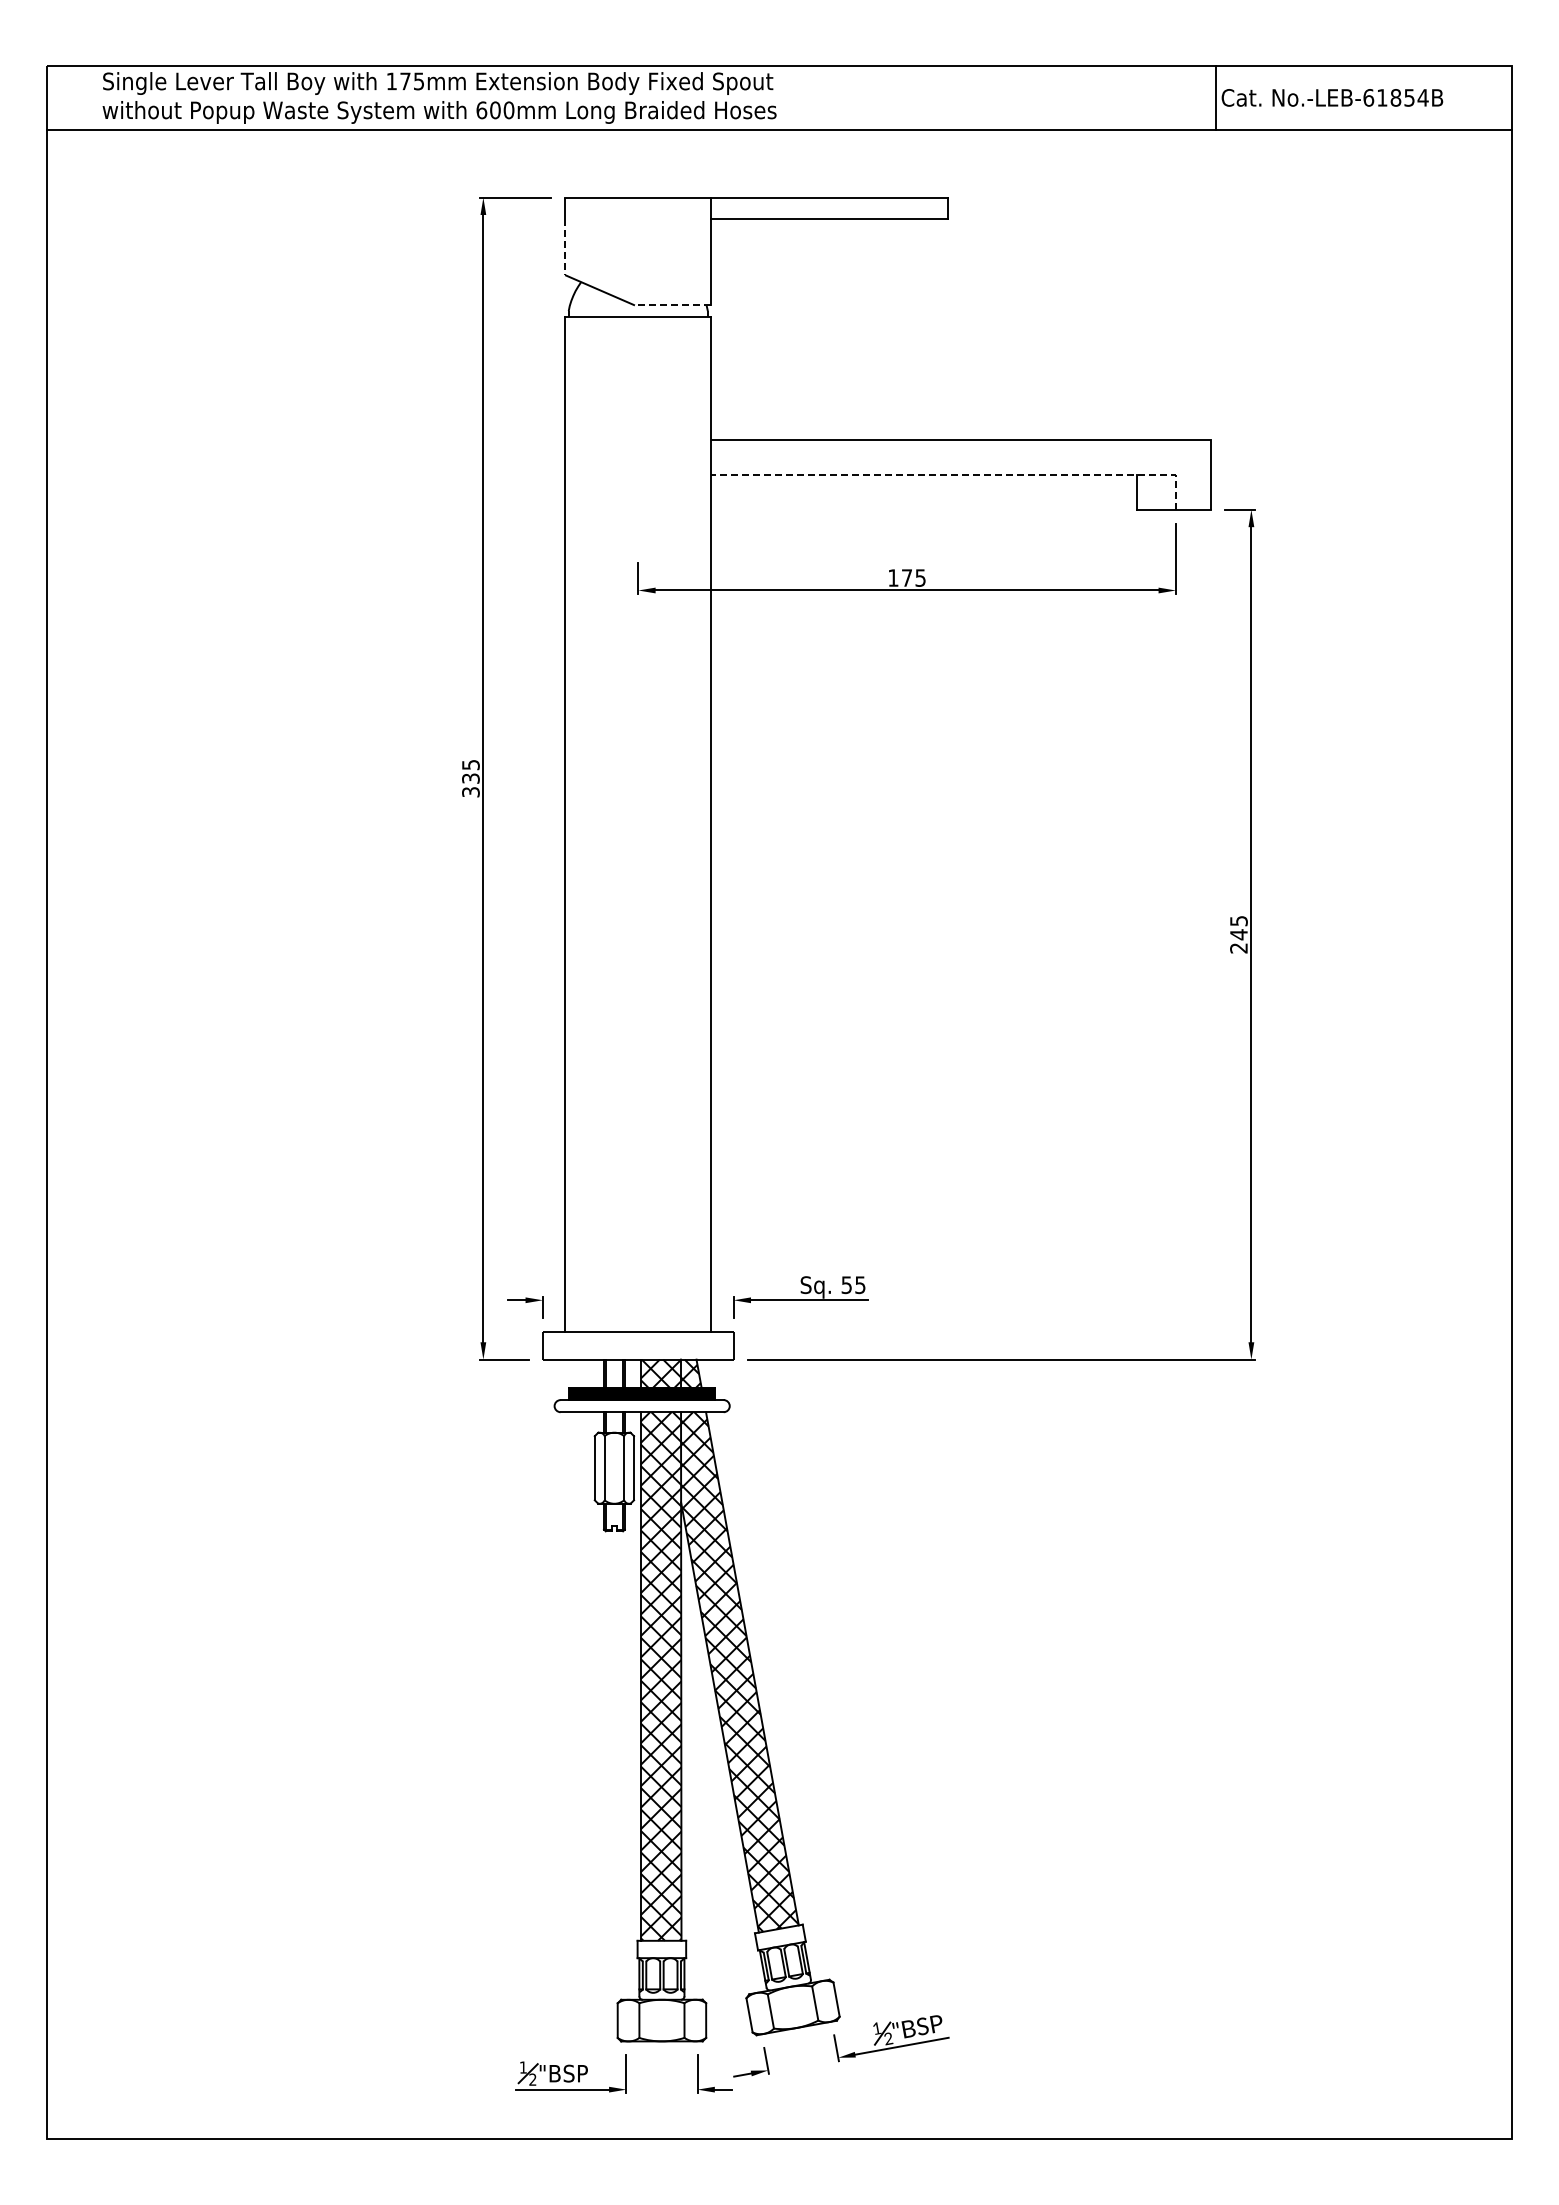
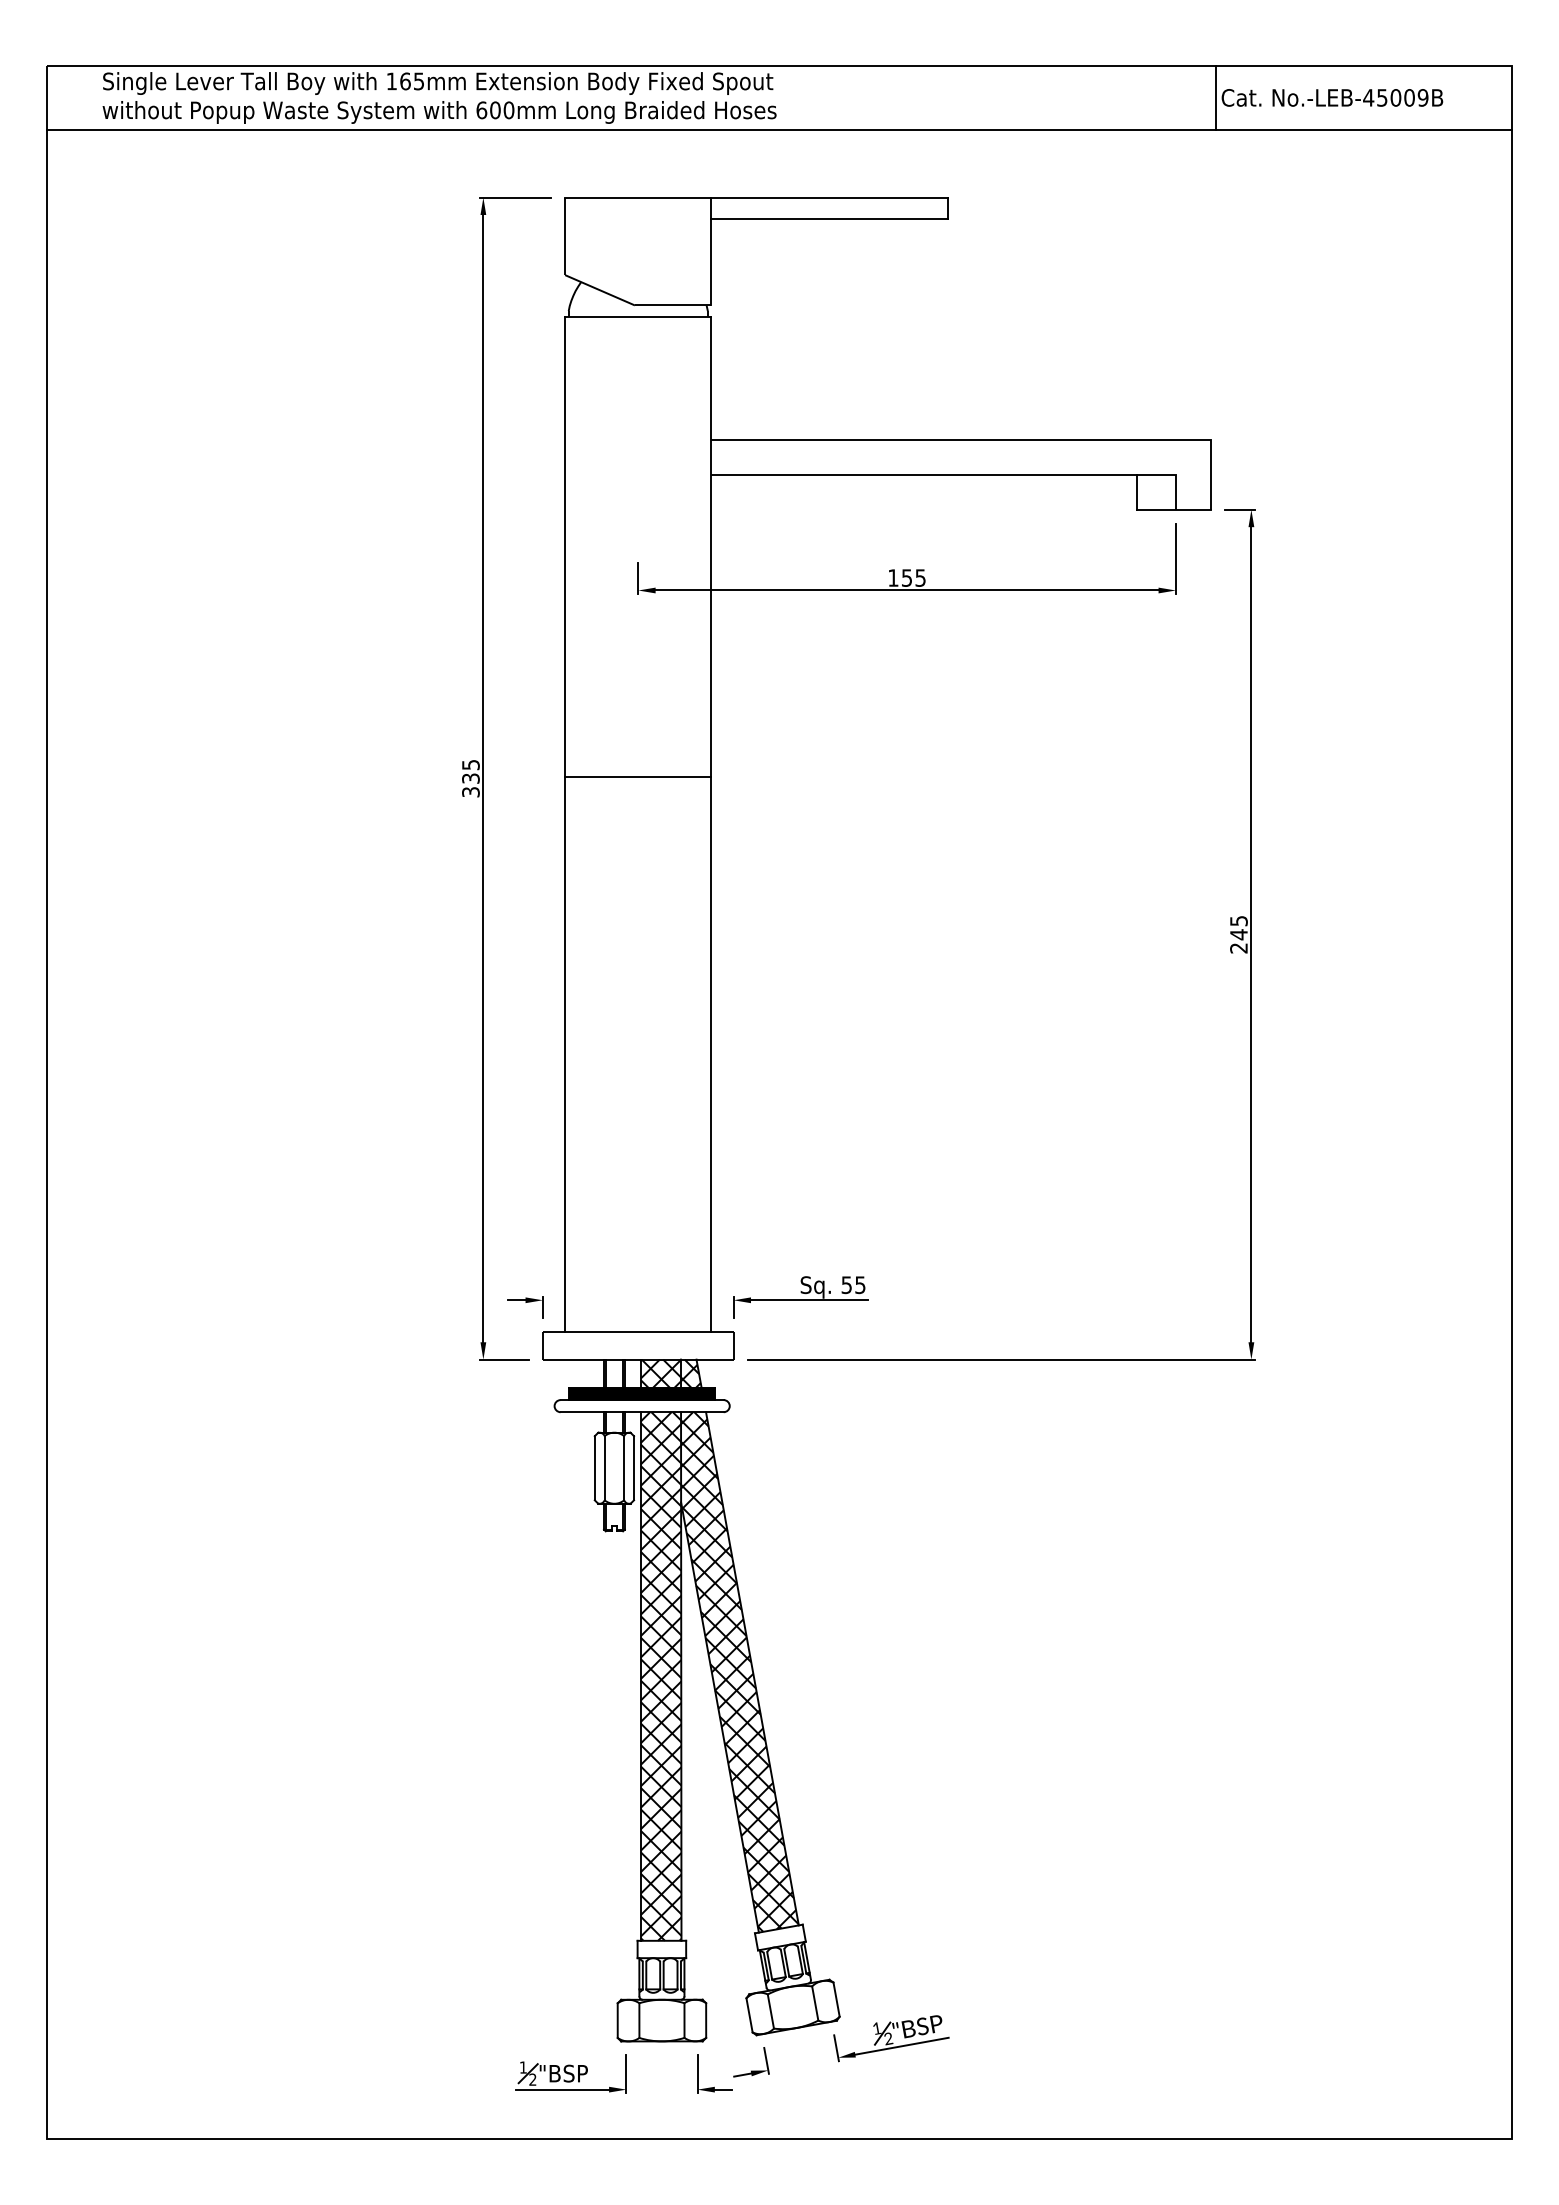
text: 175mm -> 165mm (405, 81)
text: No.-LEB-61854B -> No.-LEB-45009B (1395, 97)
line: dashed -> solid (565, 247)
line: dashed -> solid (672, 305)
line: dashed -> solid (961, 474)
text: 175 -> 155 (906, 577)
line: none -> present (638, 777)
